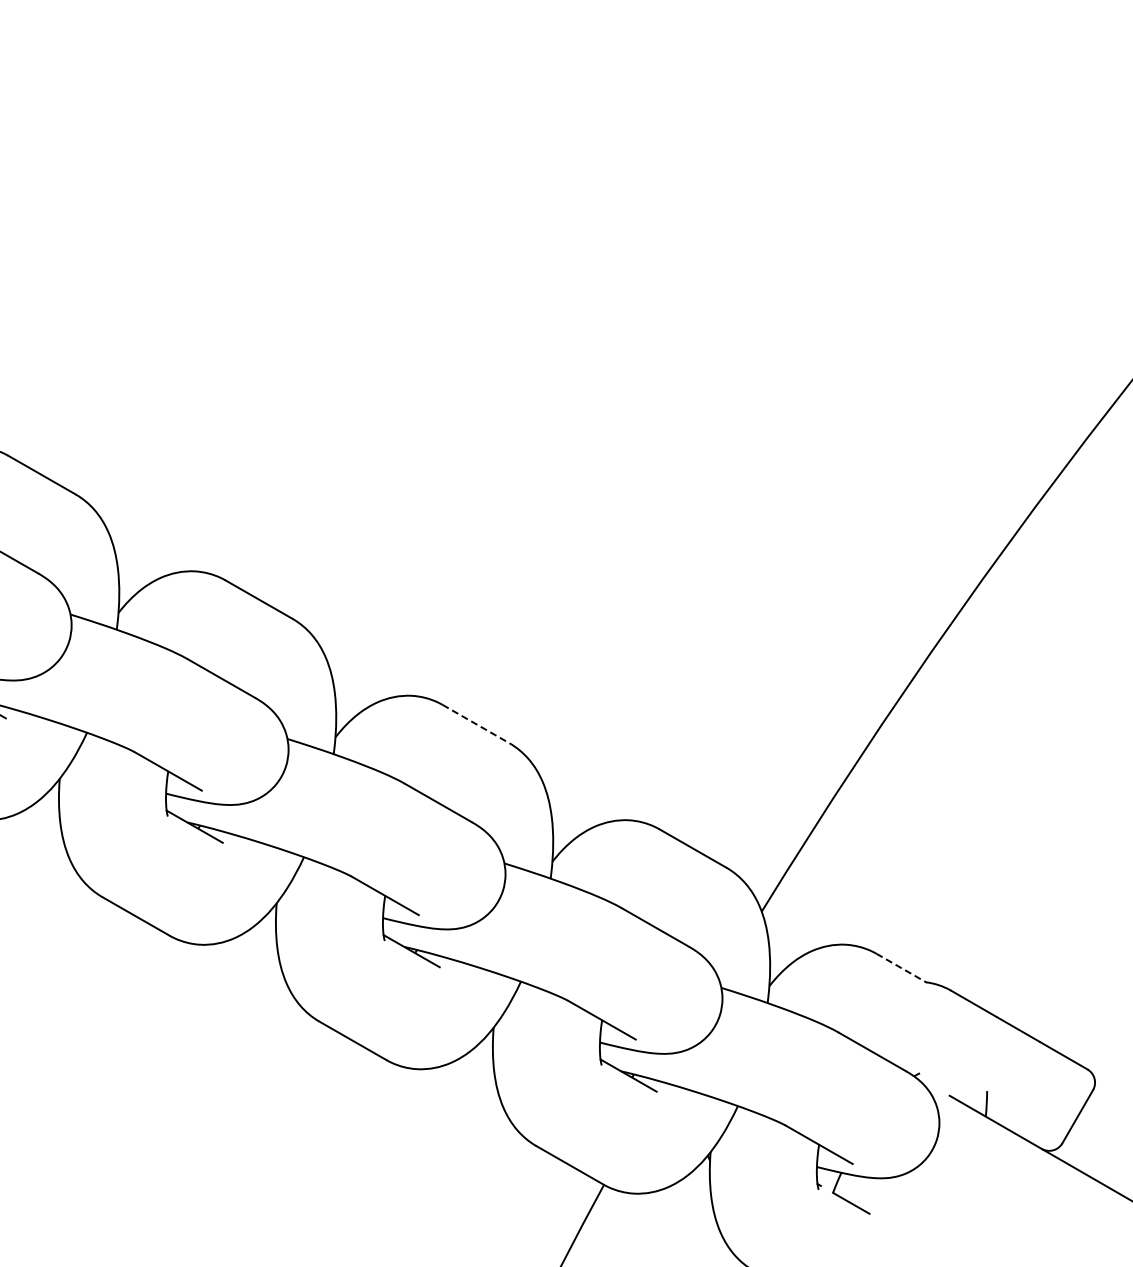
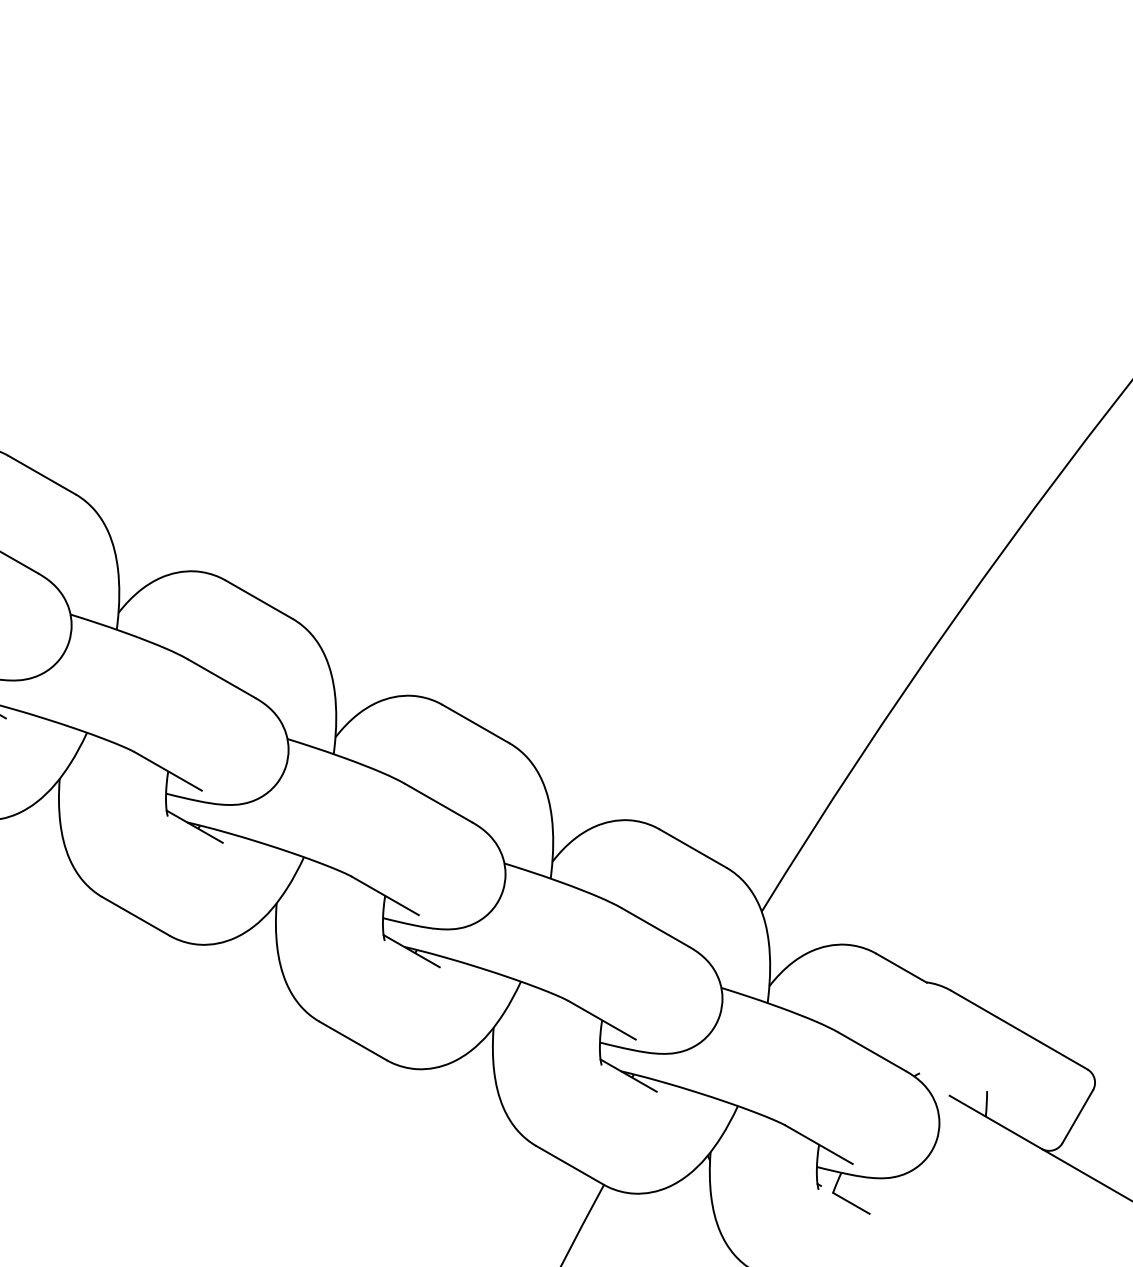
line: dashed -> solid (476, 724)
line: dashed -> solid (902, 968)
